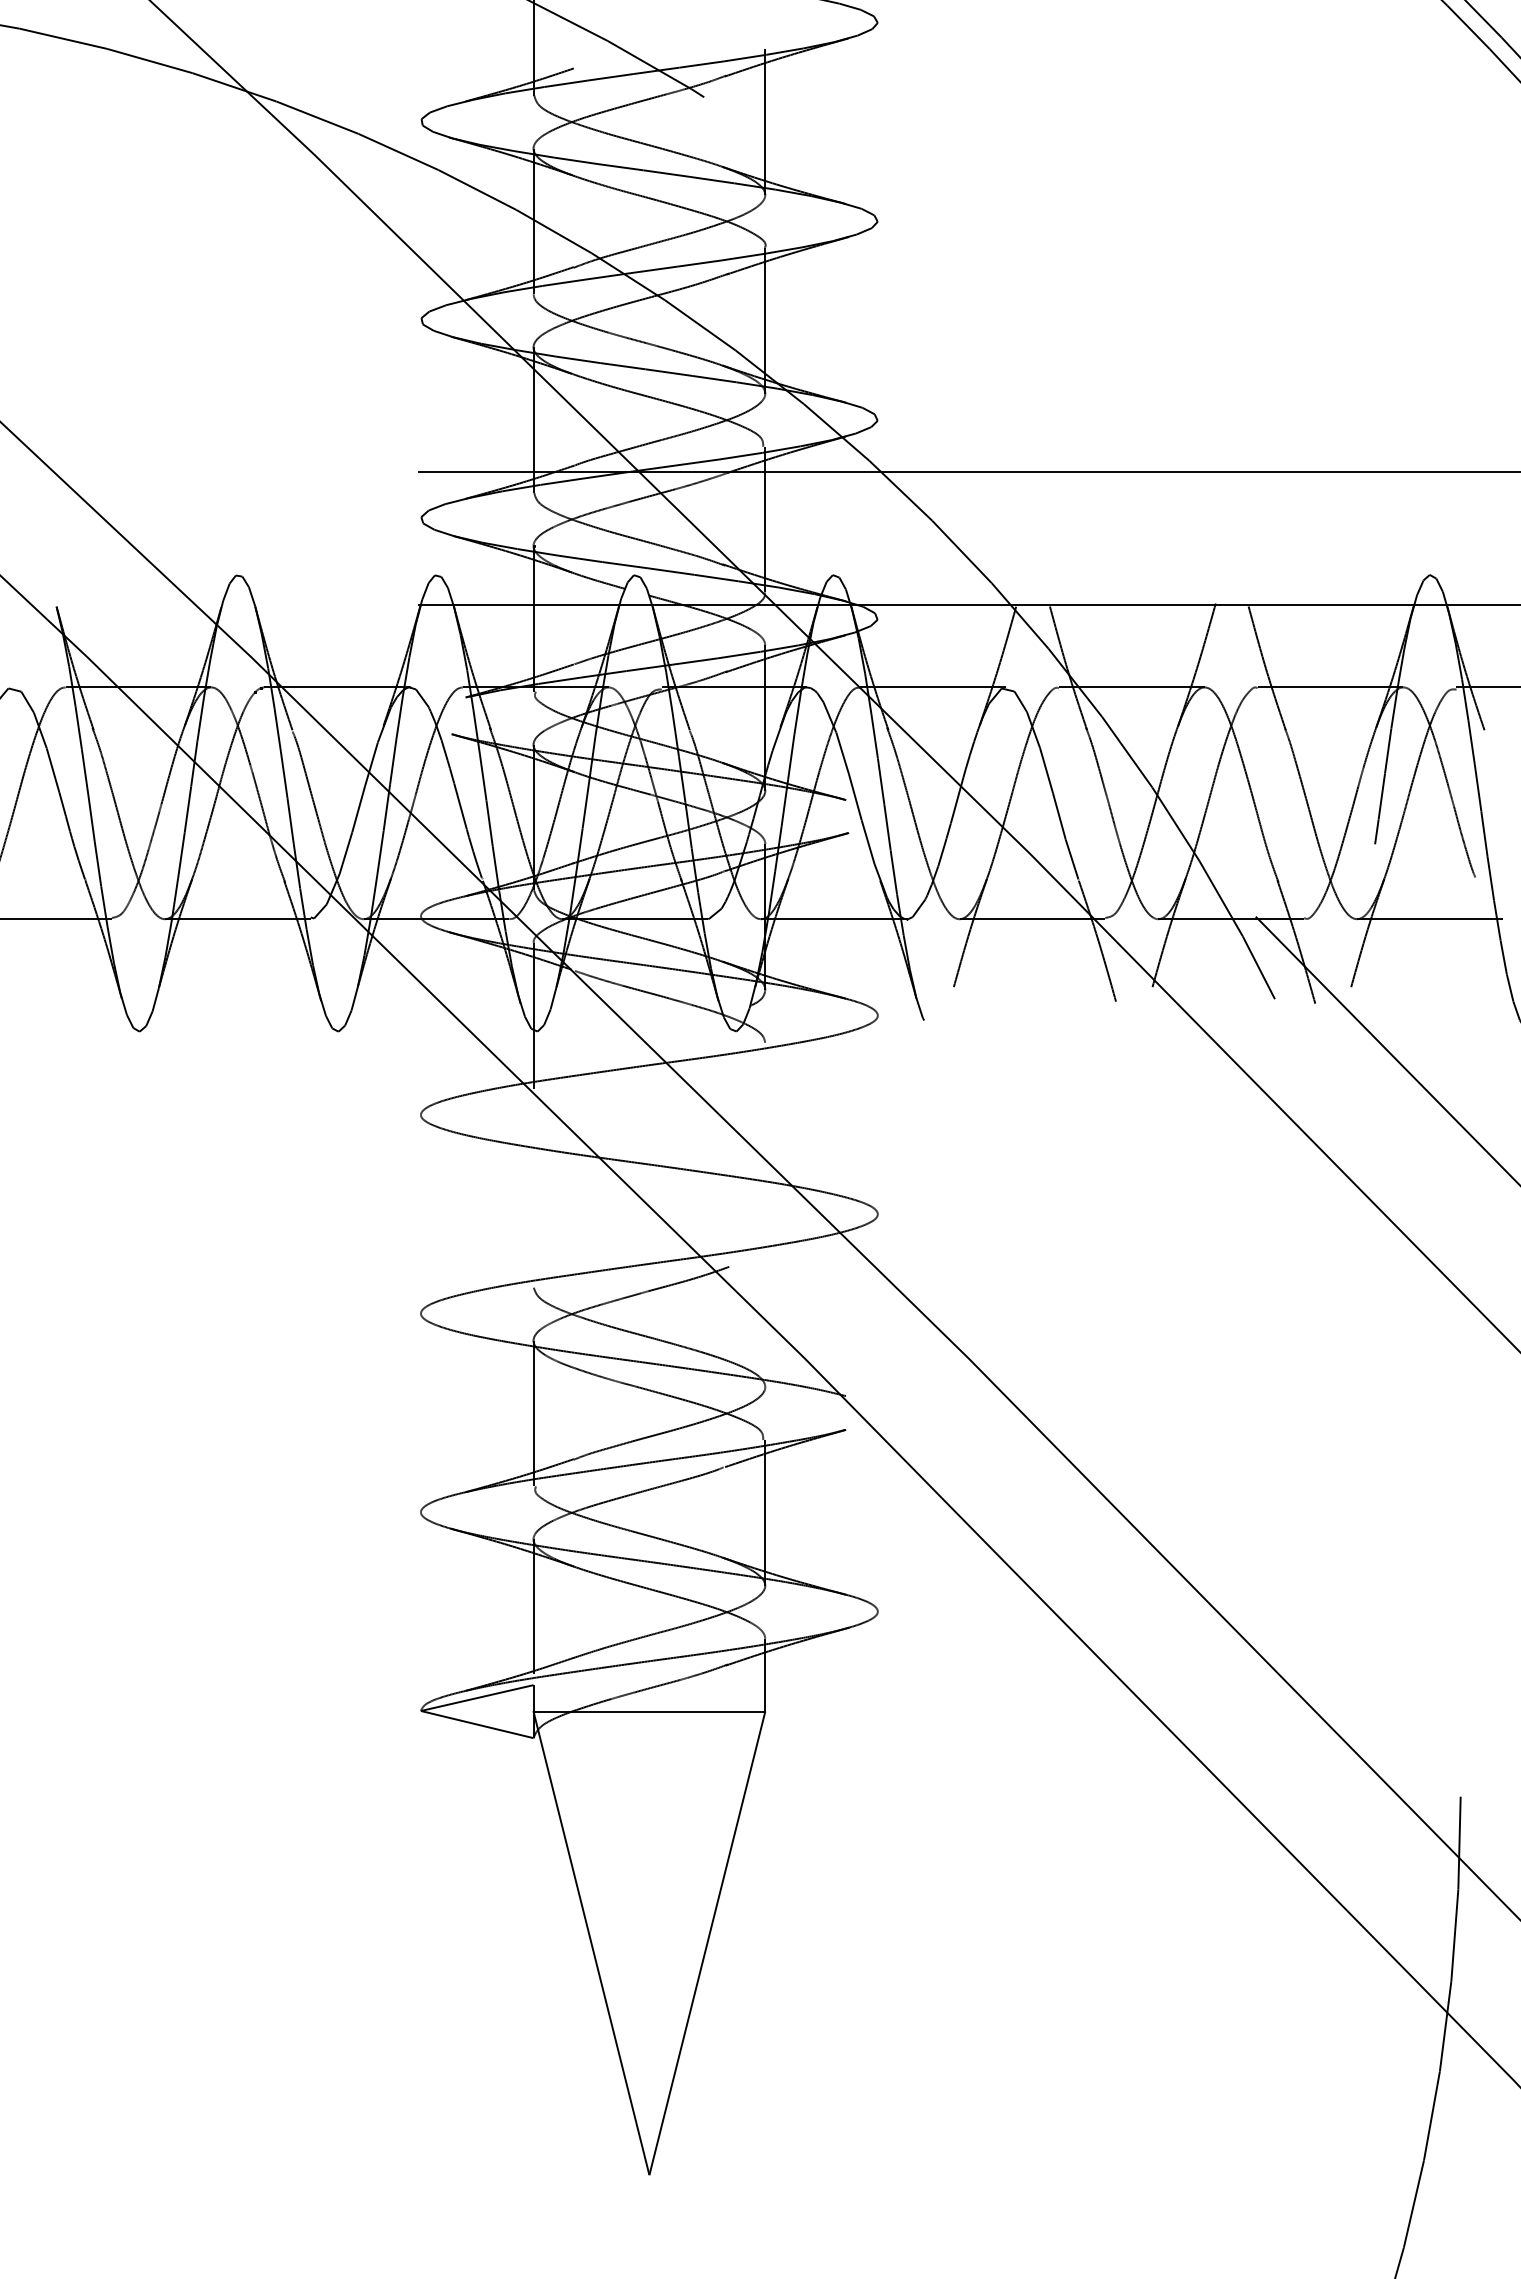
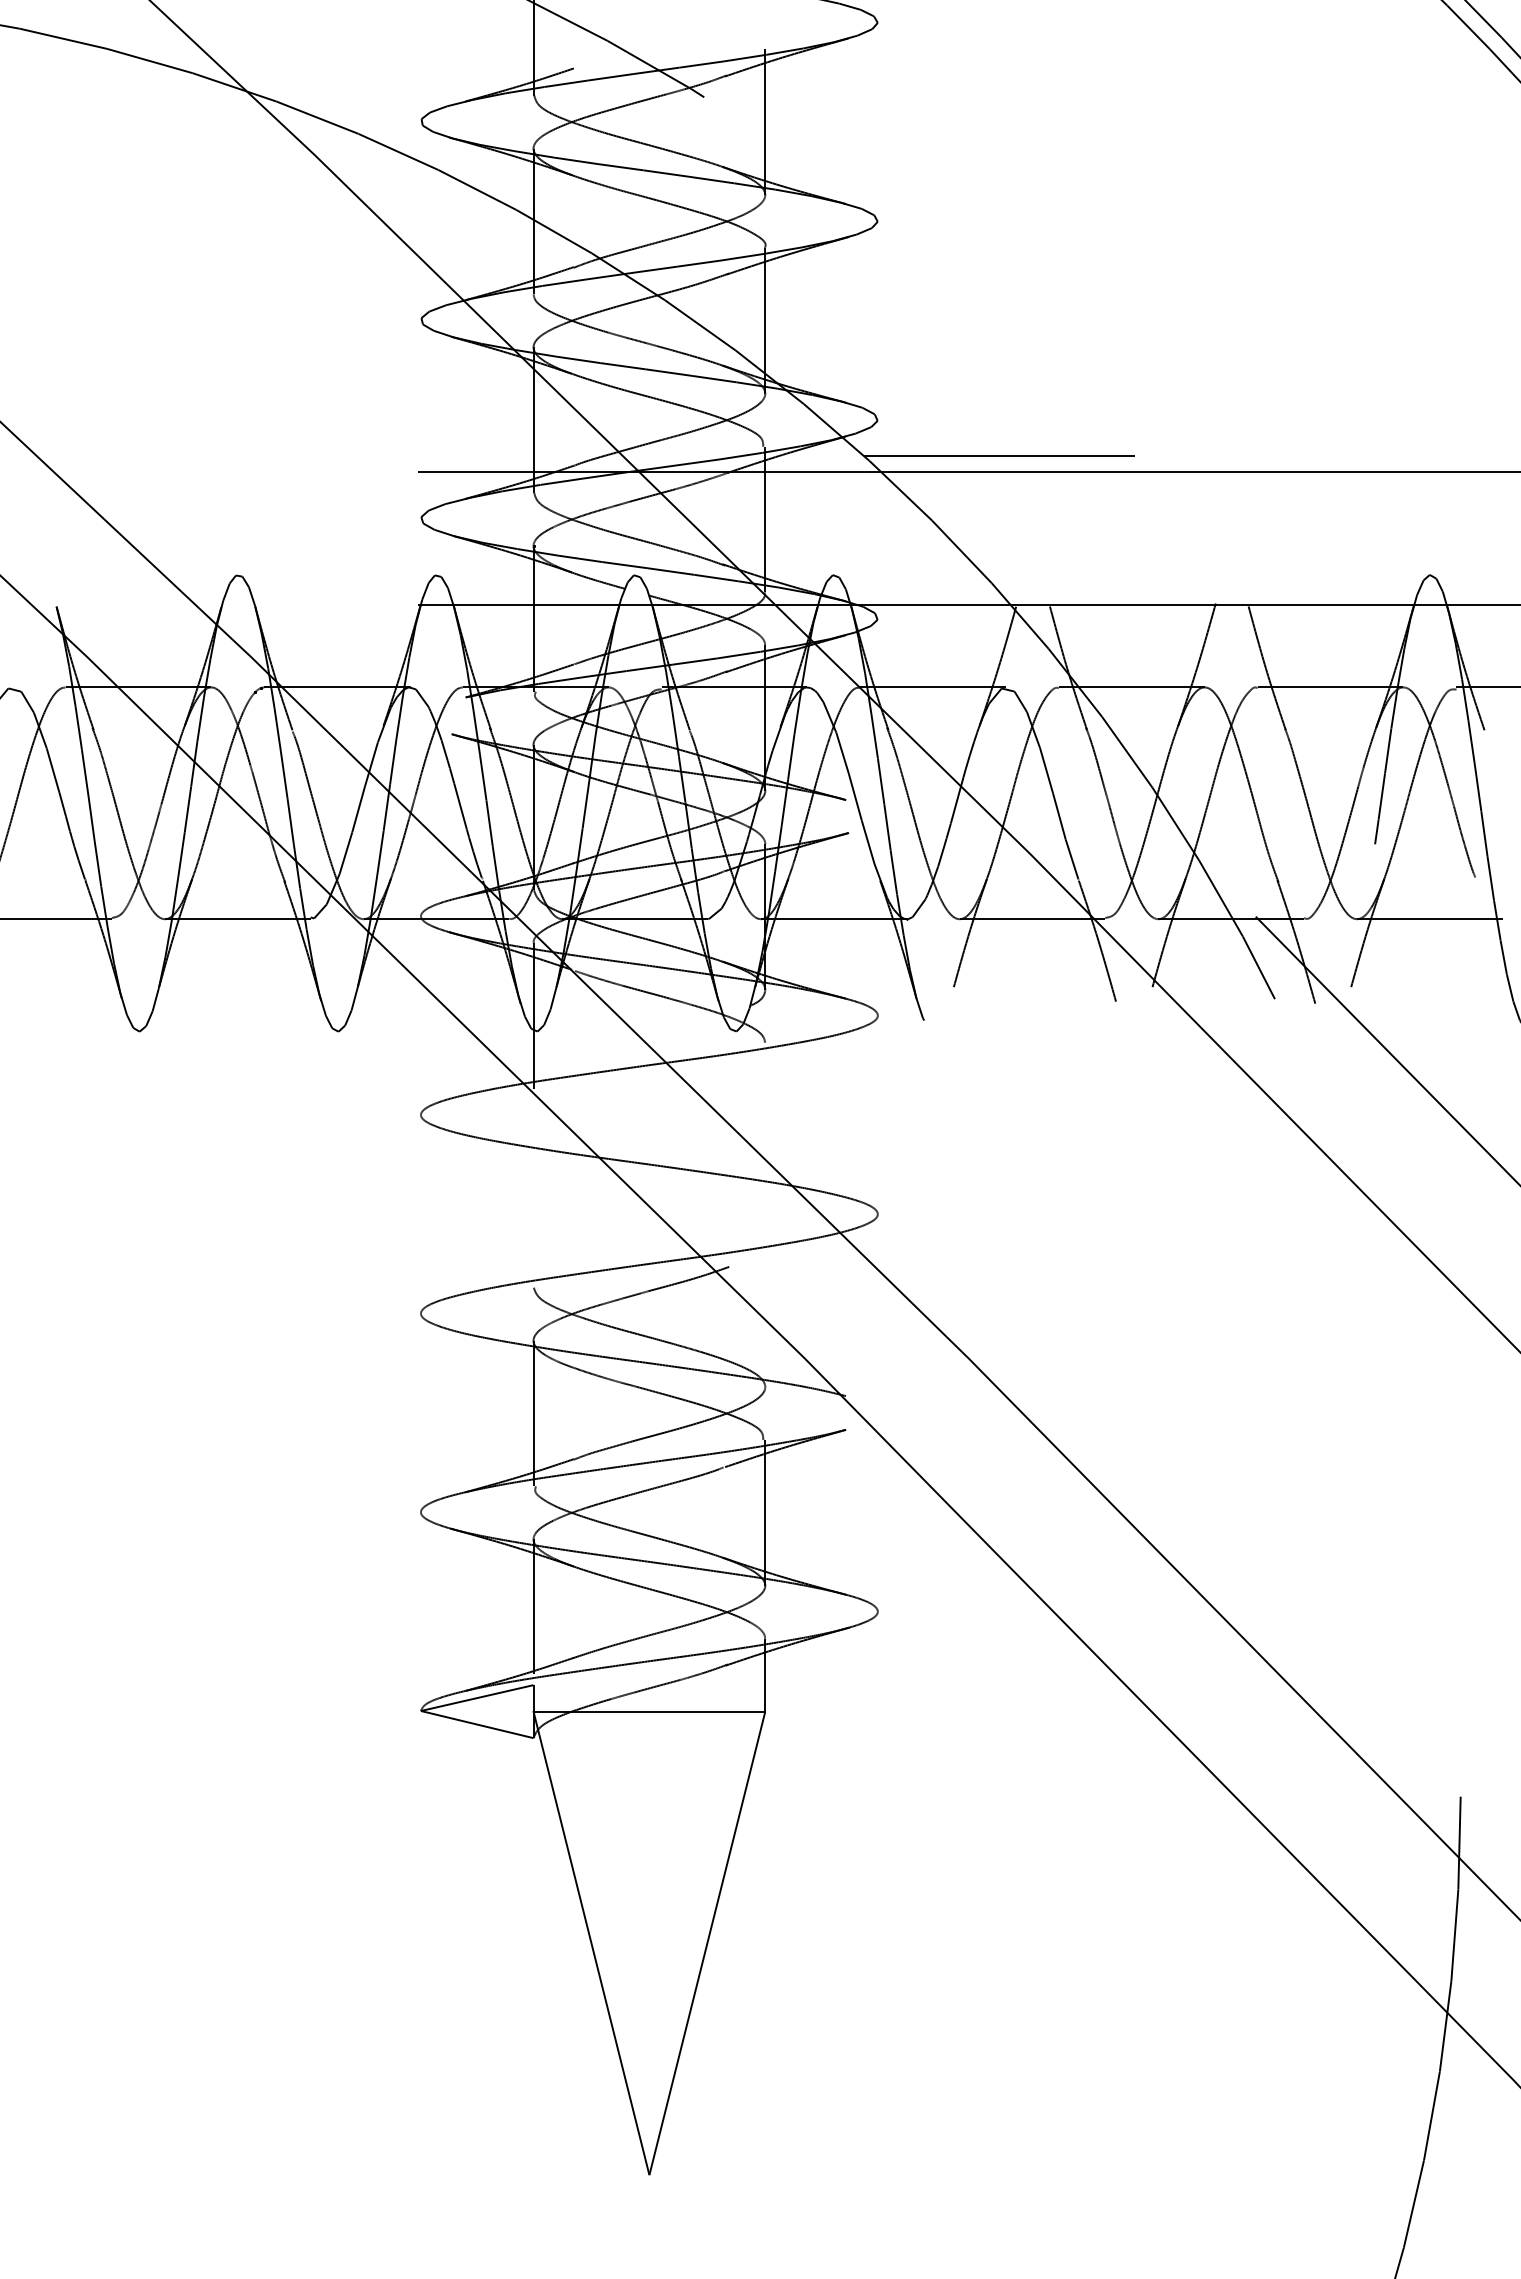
line: none -> present (999, 455)
